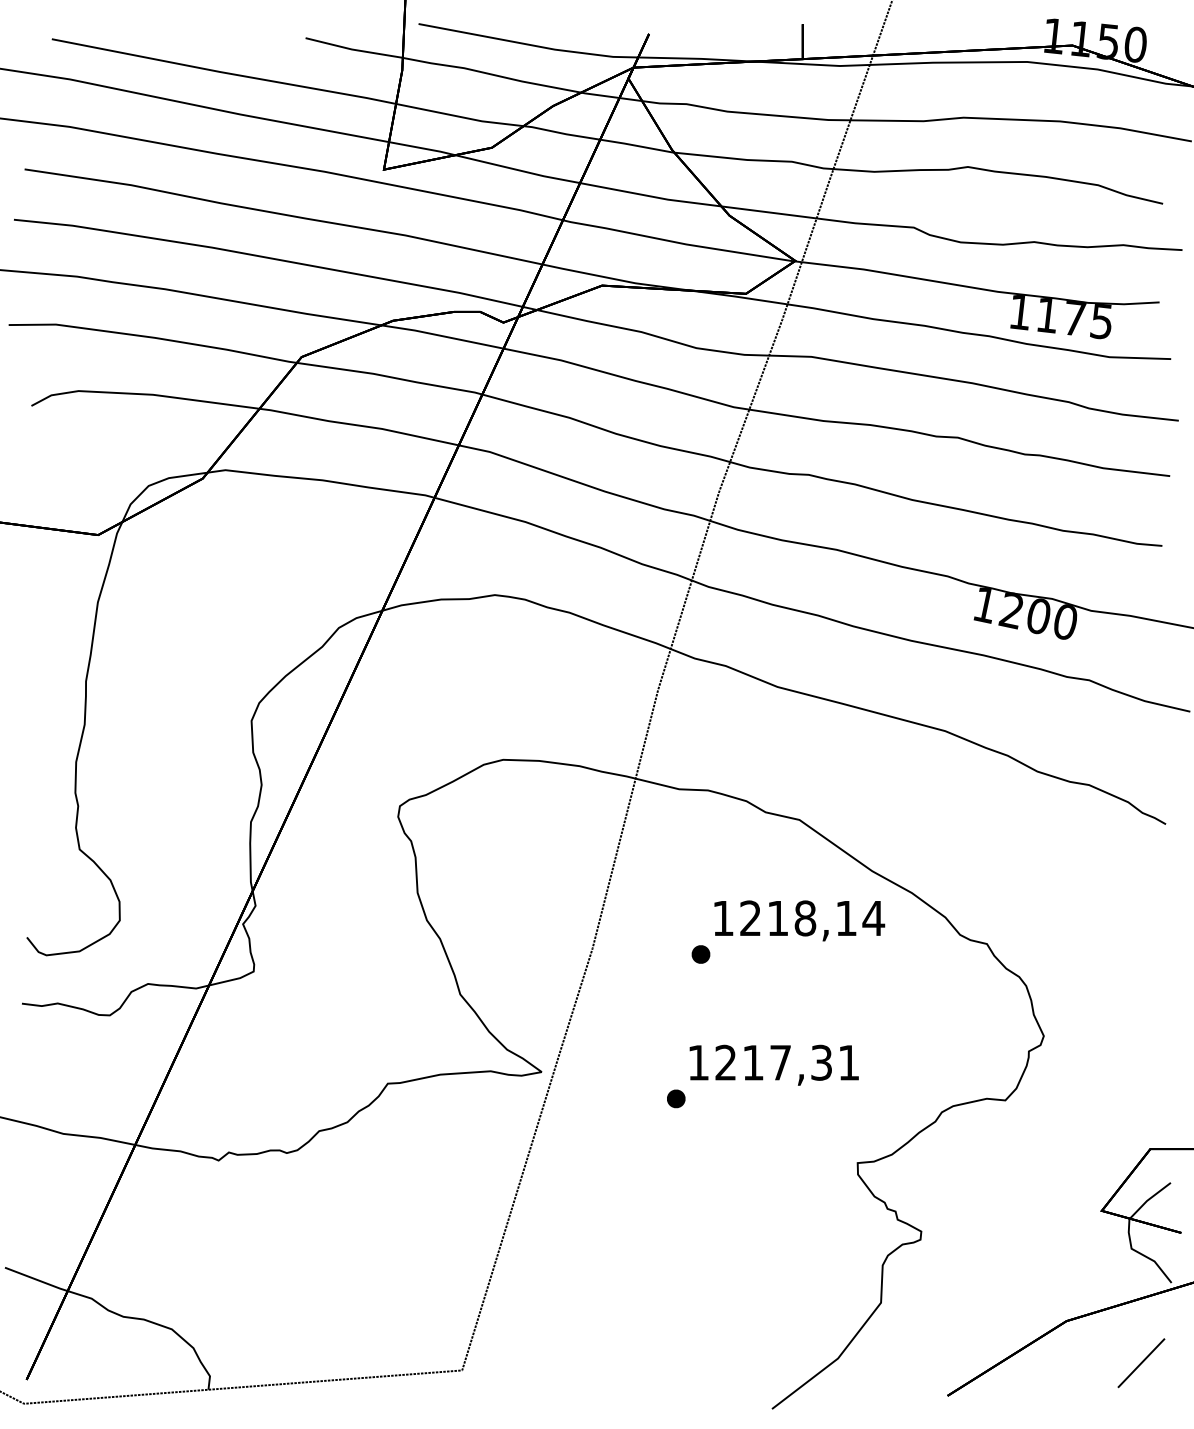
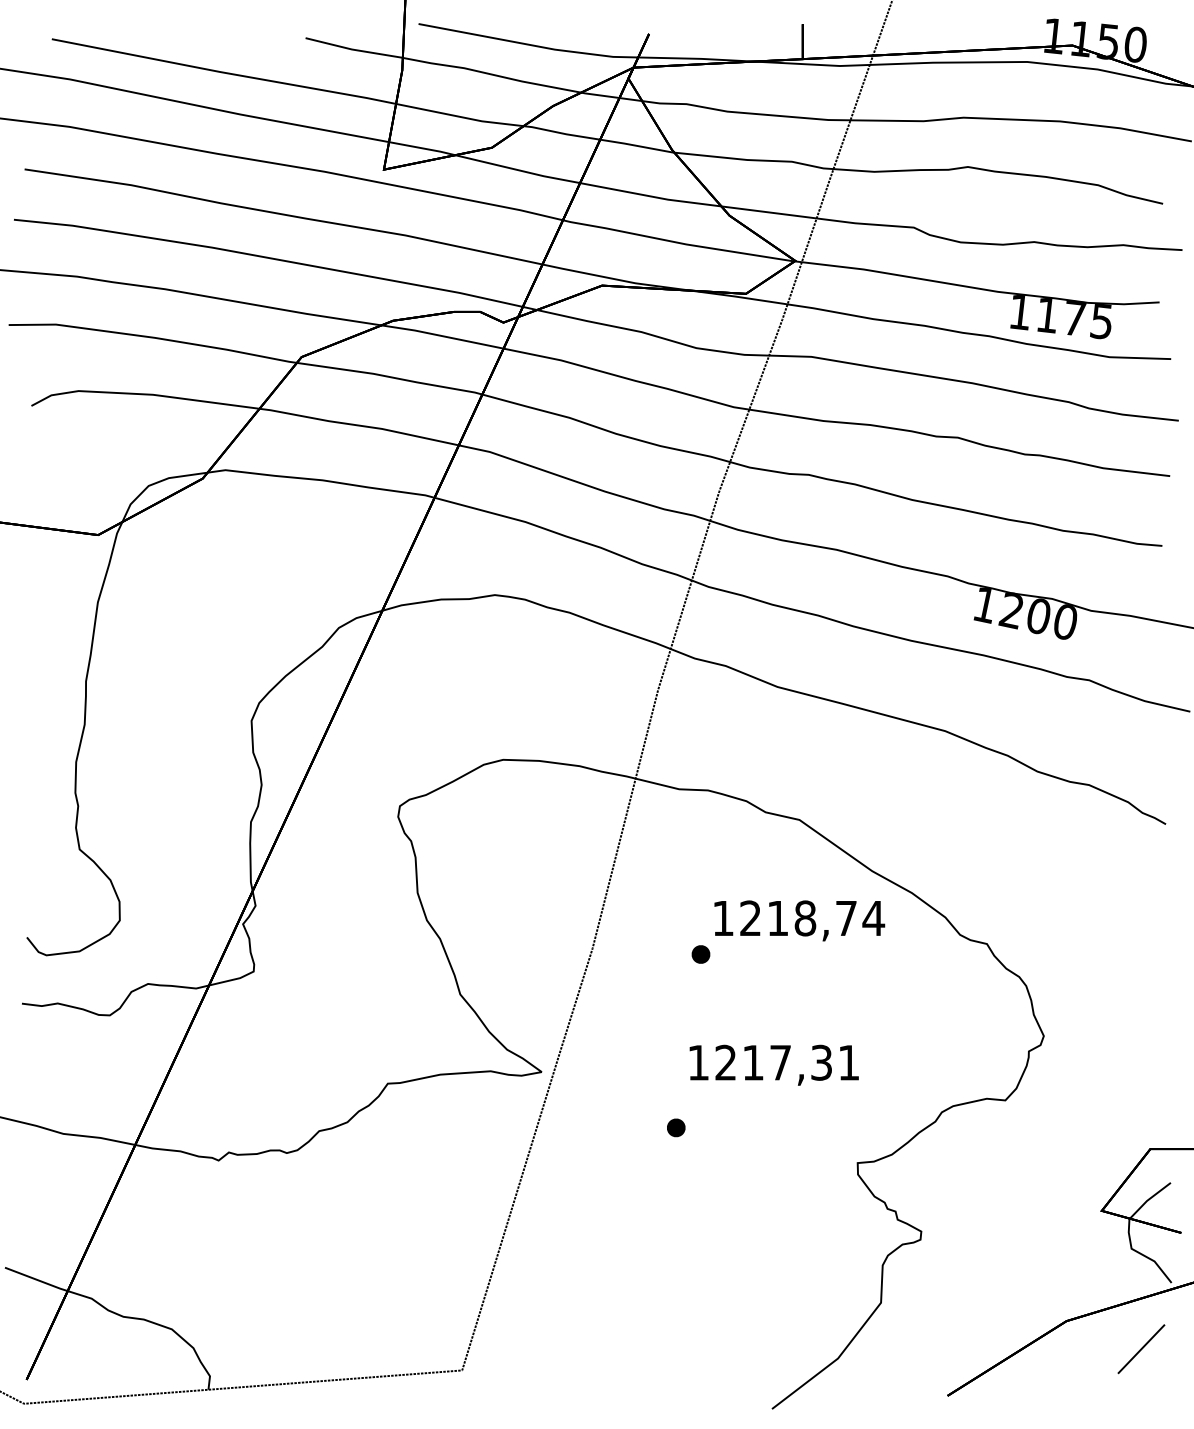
text: 1218,14 -> 1218,74 (846, 918)
part position: (676, 1098) -> (676, 1127) (676, 1127)
line position: (1141, 1363) -> (1141, 1349) (1141, 1349)
